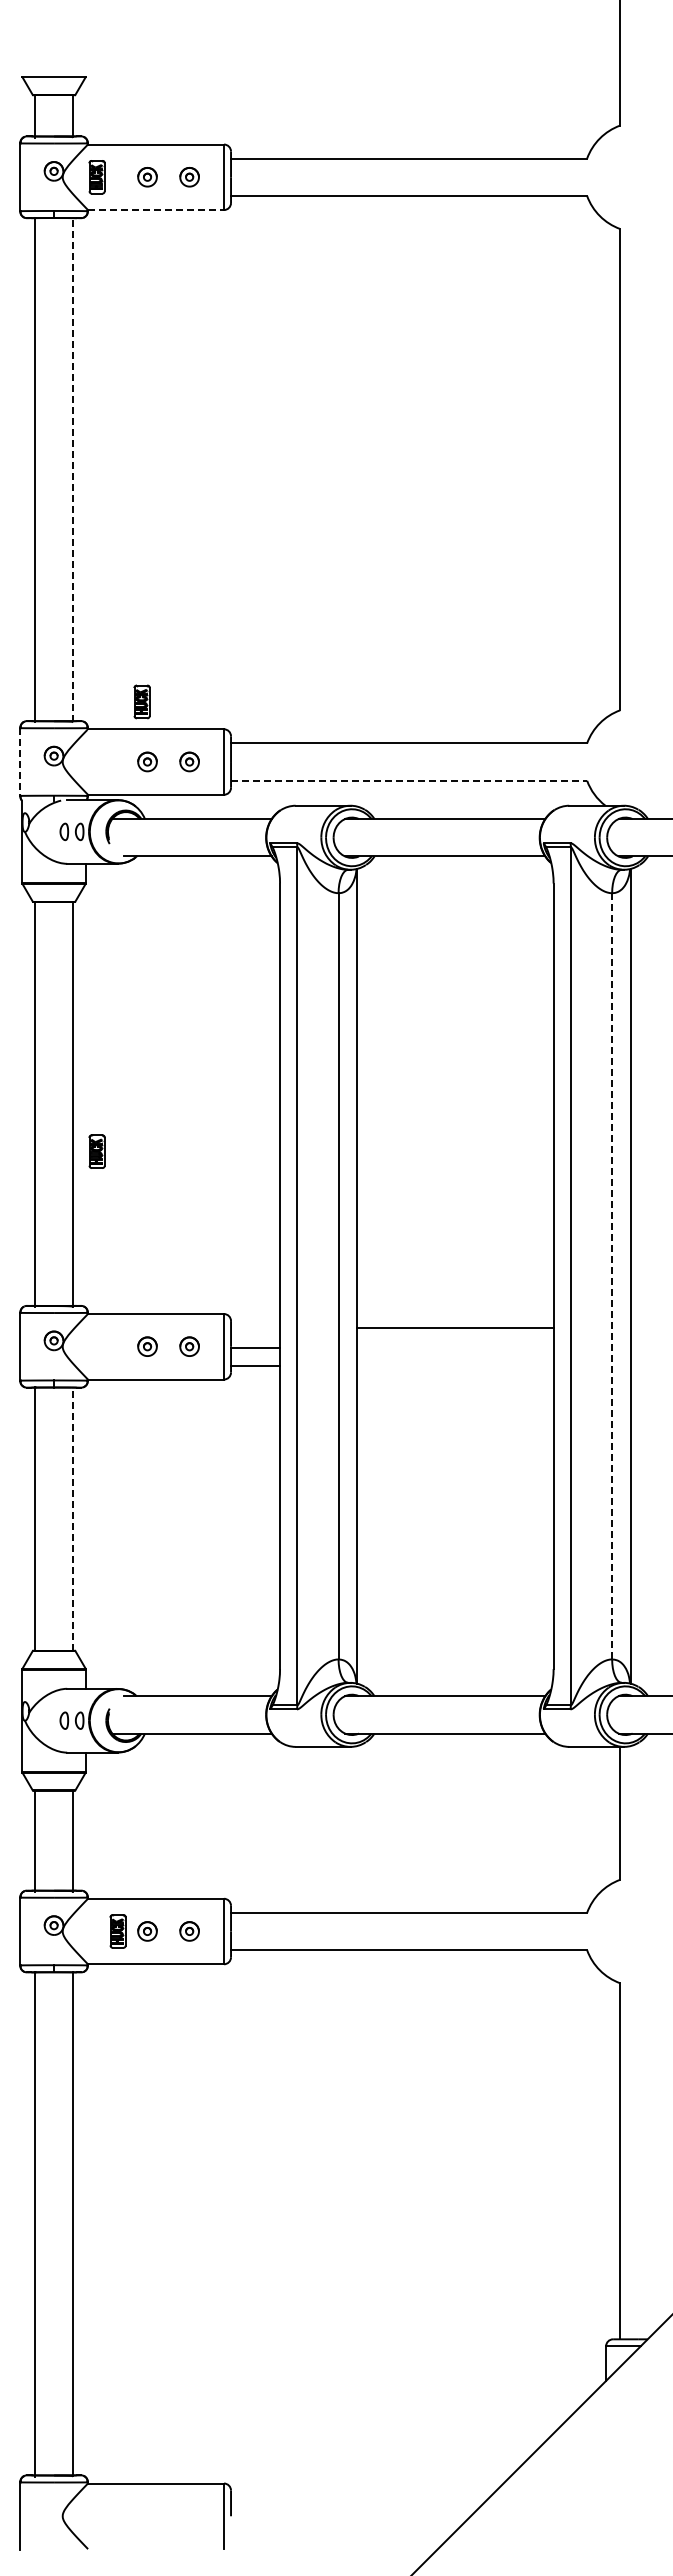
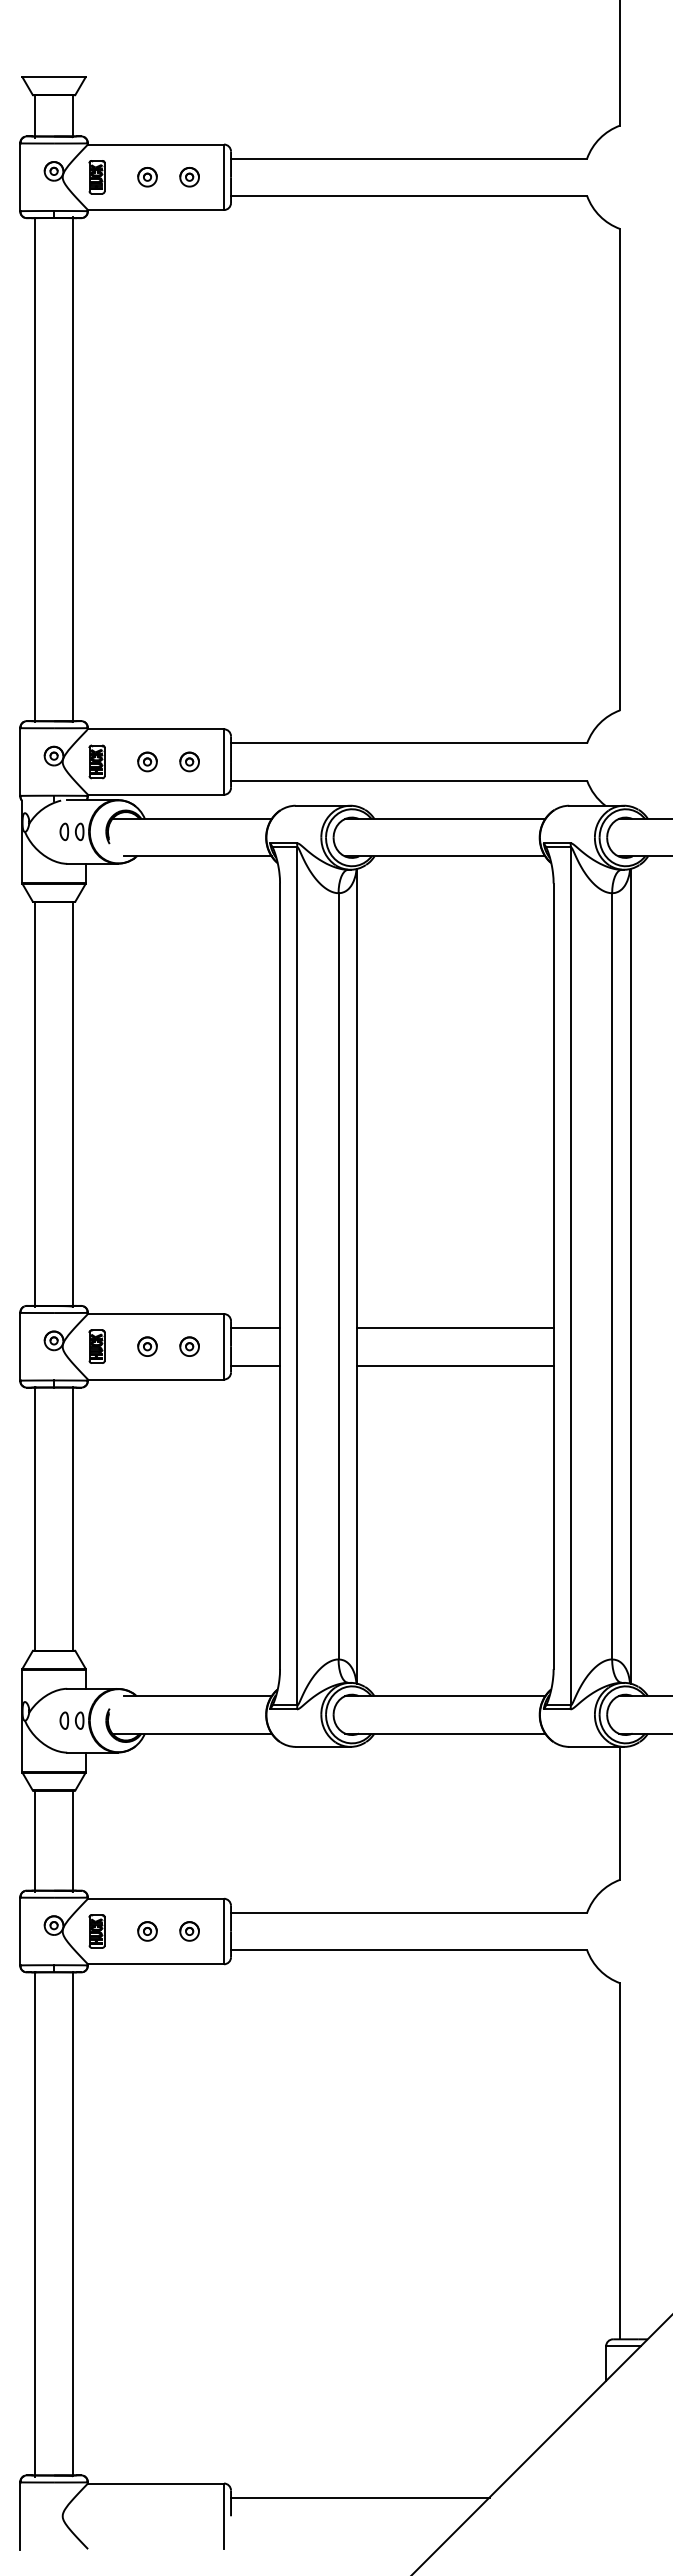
line: dashed -> solid (156, 210)
line: dashed -> solid (72, 469)
part position: (141, 701) -> (96, 761) (96, 761)
line: dashed -> solid (20, 762)
line: dashed -> solid (409, 780)
part position: (96, 1151) -> (96, 1346) (96, 1346)
line: dashed -> solid (612, 1276)
line position: (255, 1348) -> (255, 1328) (255, 1328)
line: none -> present (454, 1365)
line: dashed -> solid (72, 1518)
part position: (117, 1931) -> (96, 1931) (96, 1931)
line: none -> present (360, 2497)
